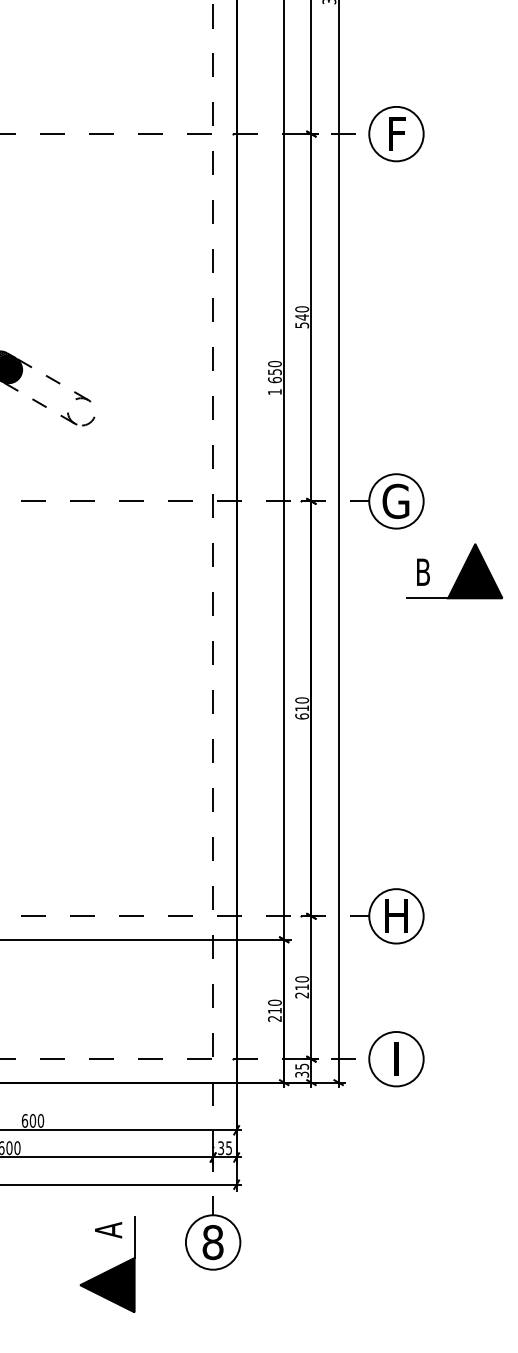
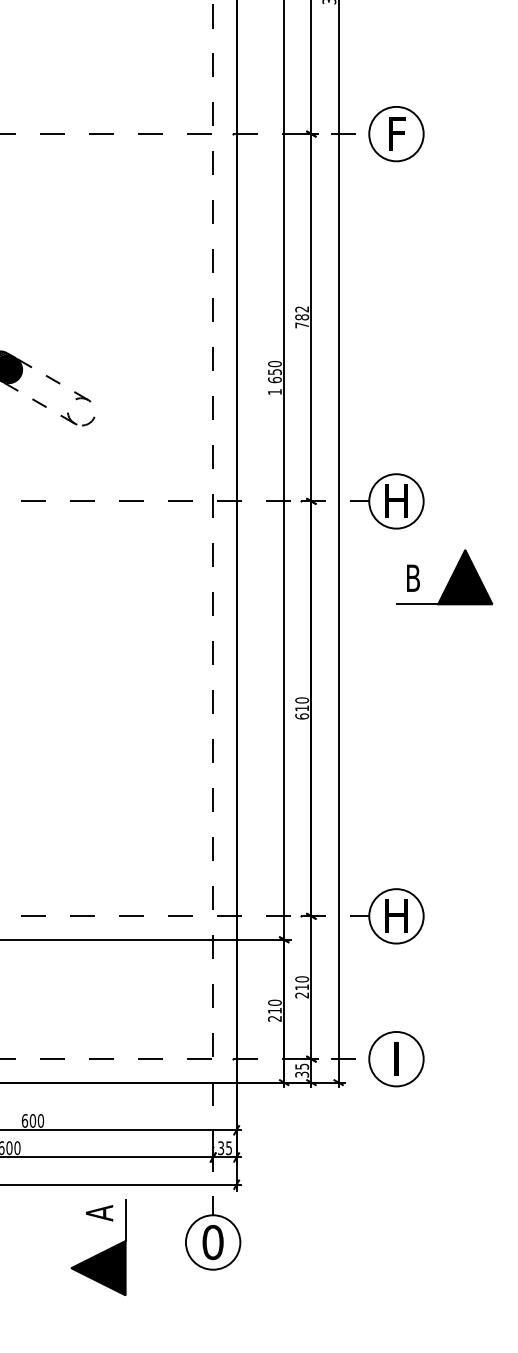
text: 540 -> 782 (302, 317)
text: G -> H (395, 500)
part position: (454, 571) -> (444, 577) (444, 577)
text: 8 -> 0 (212, 1242)
part position: (107, 1264) -> (98, 1247) (98, 1247)
